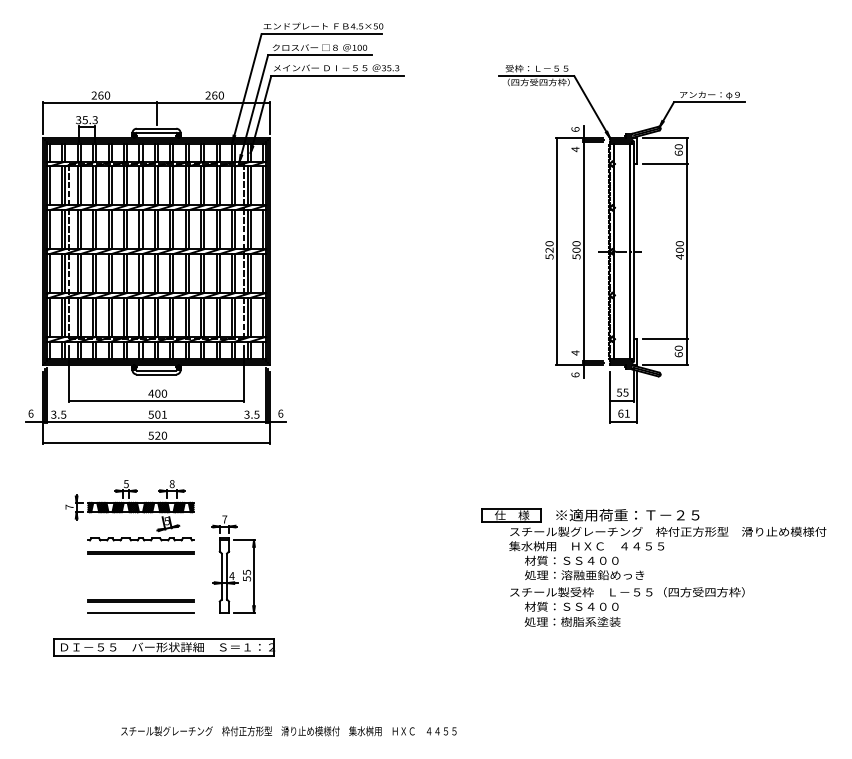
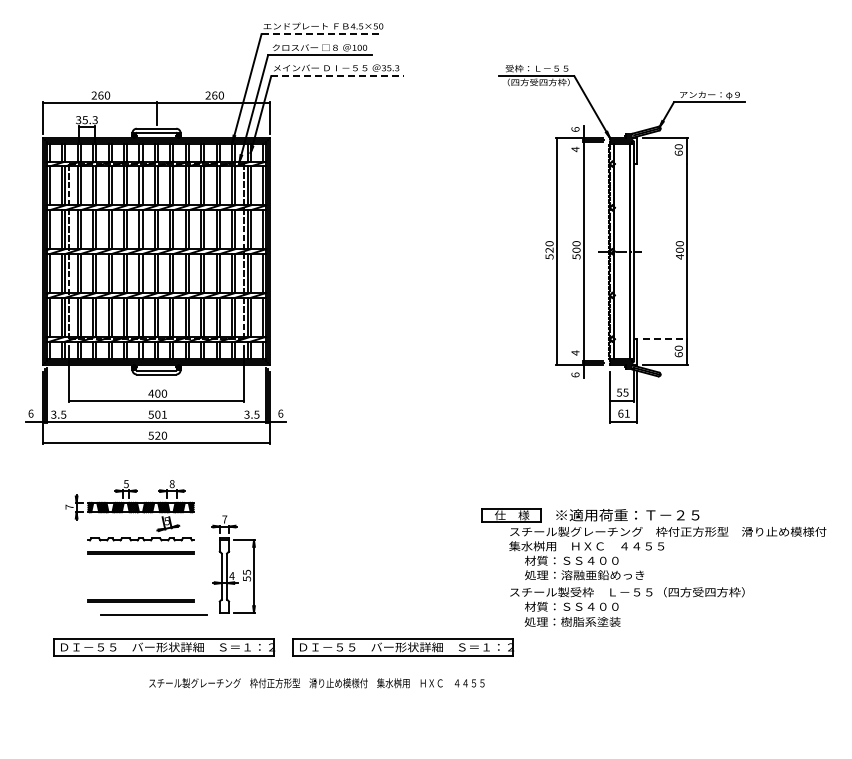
line: solid -> dashed (322, 34)
line: solid -> dashed (338, 76)
line: present -> none (665, 164)
line: solid -> dashed (665, 339)
line position: (140, 612) -> (153, 614) (153, 614)
part: none -> present (403, 647)
text position: (288, 731) -> (316, 683) (316, 683)
